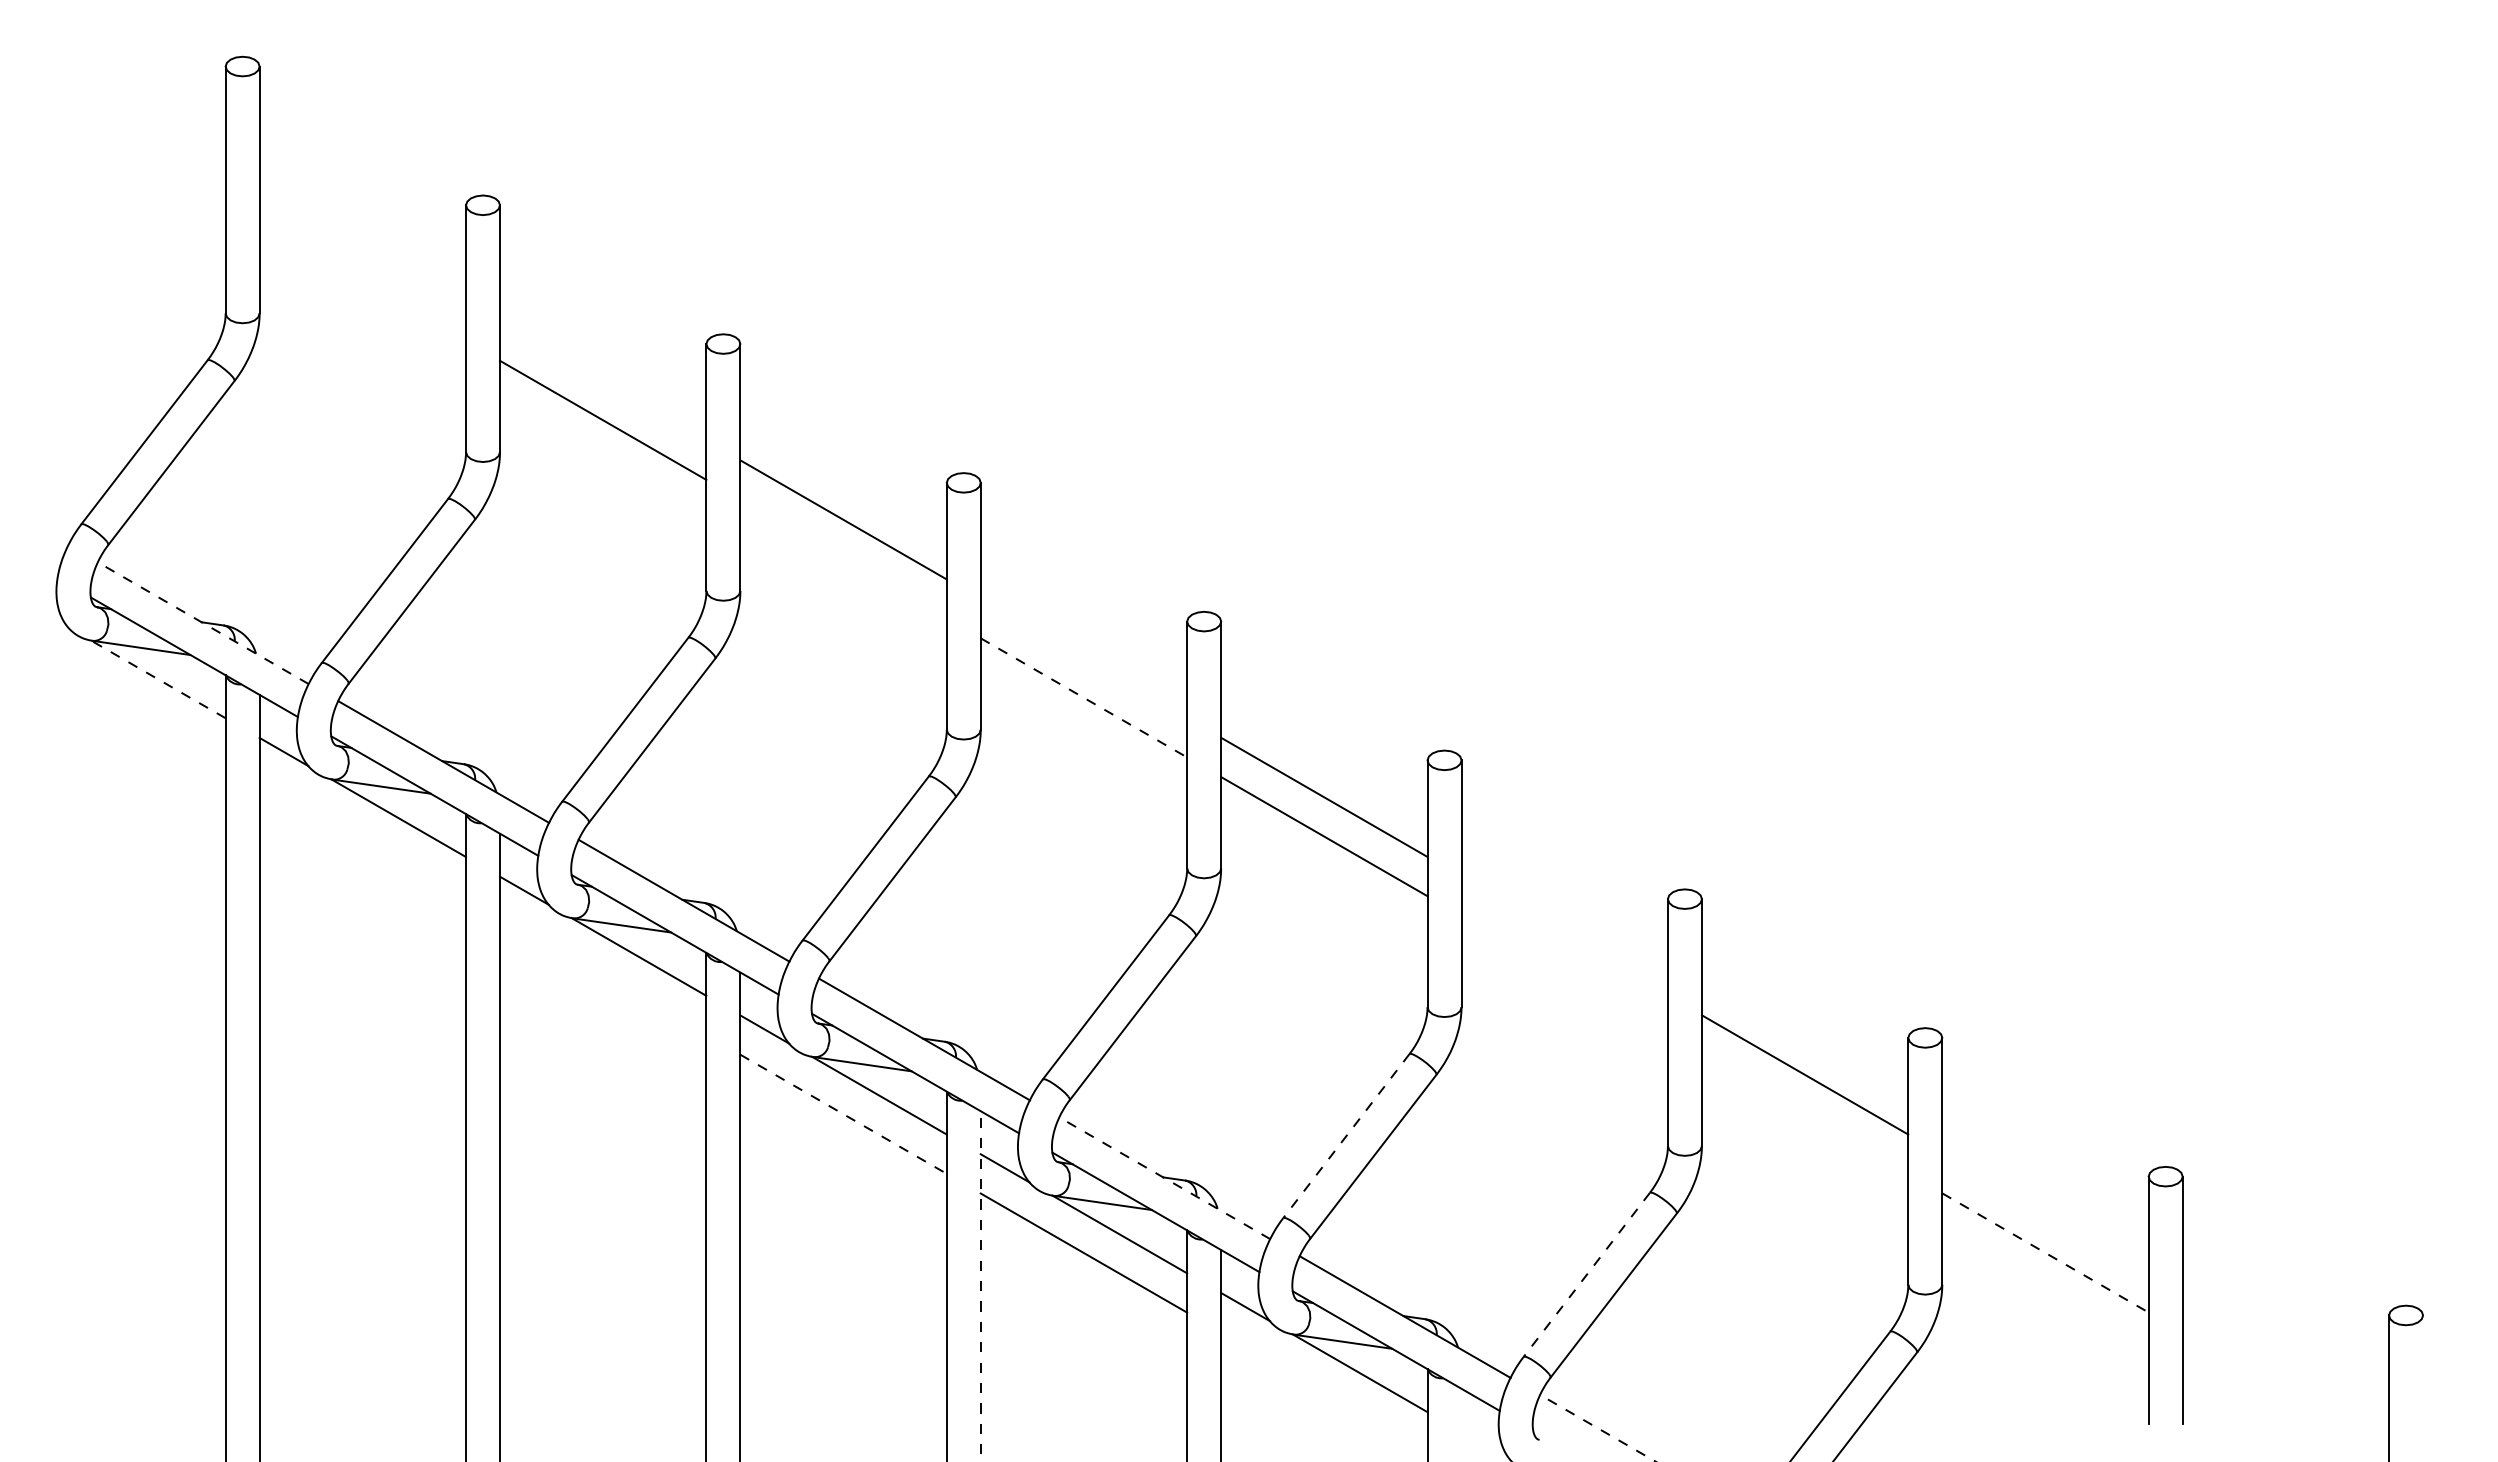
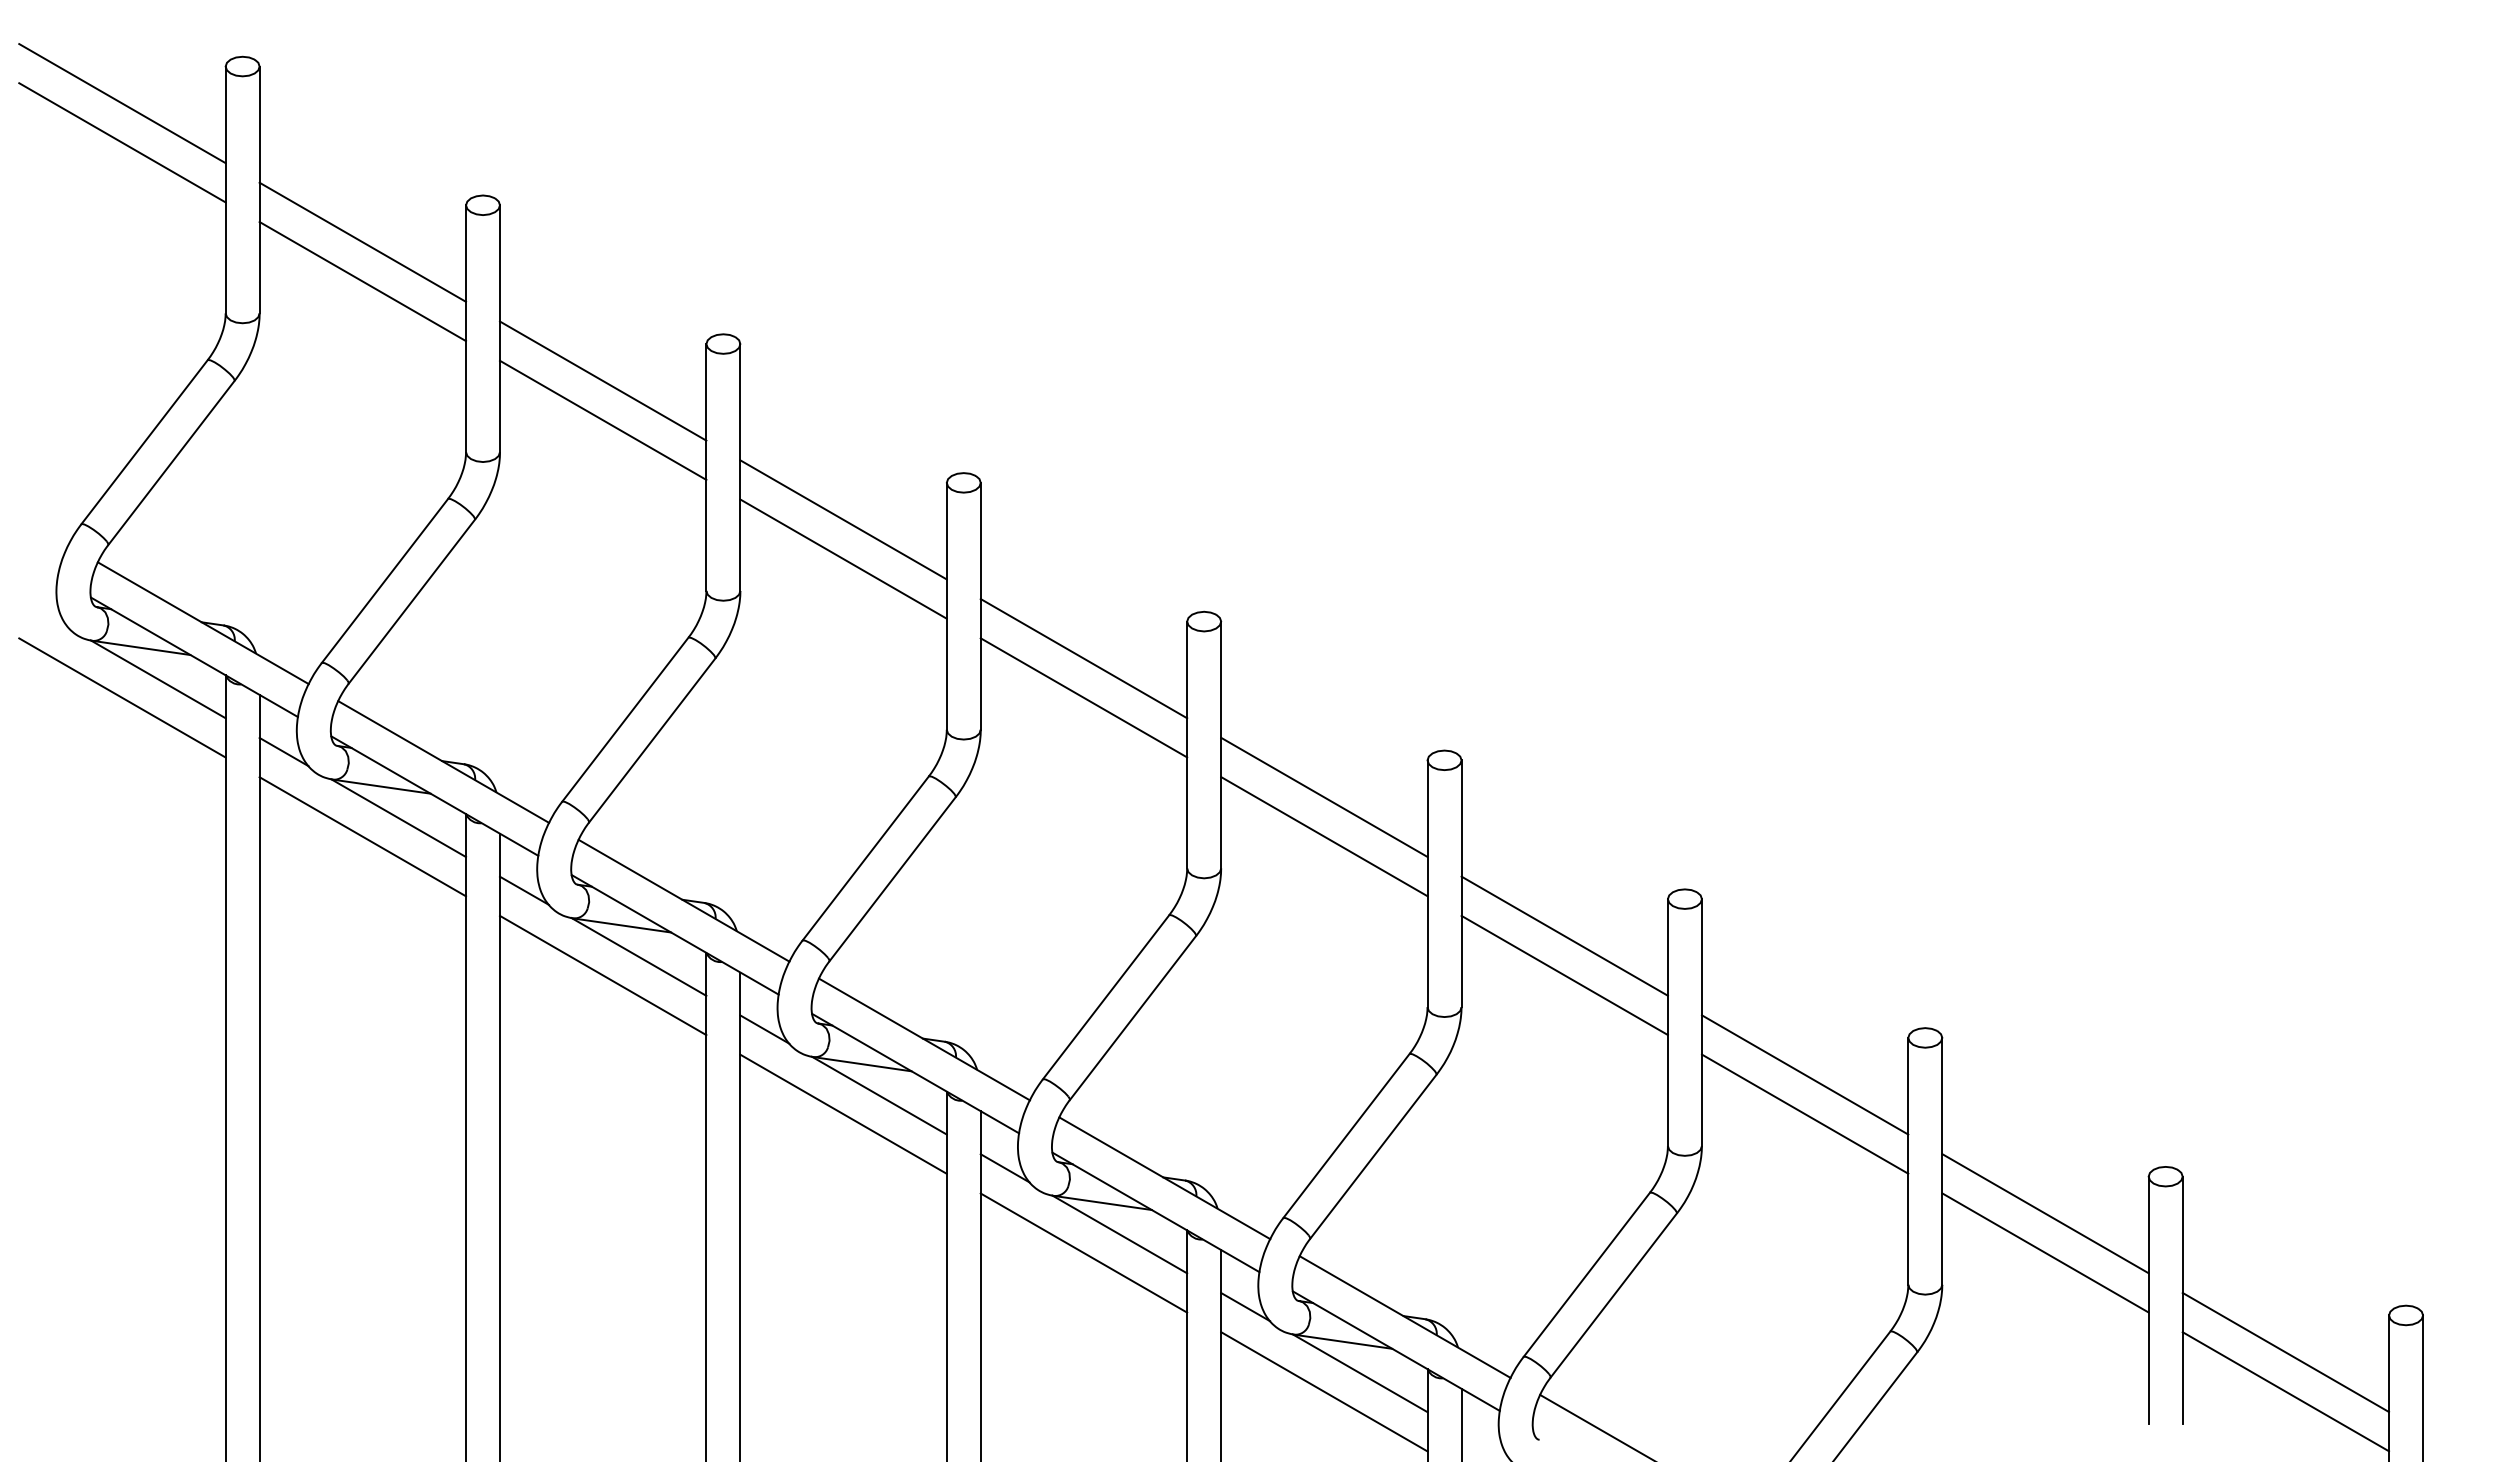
line: none -> present (122, 103)
line: none -> present (122, 142)
line: none -> present (362, 241)
line: none -> present (362, 281)
line: none -> present (602, 380)
line: none -> present (843, 558)
line: dashed -> solid (203, 623)
line: none -> present (1083, 658)
line: dashed -> solid (158, 679)
line: none -> present (122, 697)
line: dashed -> solid (1084, 698)
line: none -> present (362, 836)
line: none -> present (1564, 935)
line: none -> present (602, 975)
line: none -> present (1564, 975)
line: none -> present (1804, 1113)
line: dashed -> solid (844, 1114)
line: dashed -> solid (1346, 1136)
line: dashed -> solid (1164, 1178)
line: none -> present (2045, 1213)
line: dashed -> solid (2045, 1253)
line: dashed -> solid (1586, 1274)
line: dashed -> solid (980, 1286)
line: none -> present (2285, 1352)
line: none -> present (2423, 1386)
line: none -> present (1324, 1391)
line: none -> present (2285, 1391)
line: none -> present (1461, 1423)
line: dashed -> solid (1598, 1428)
